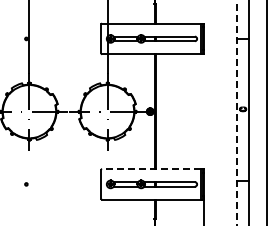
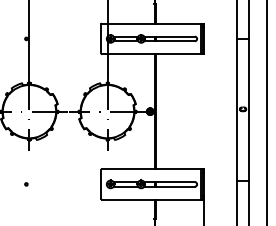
line: dashed -> solid (236, 112)
line: dashed -> solid (151, 169)
